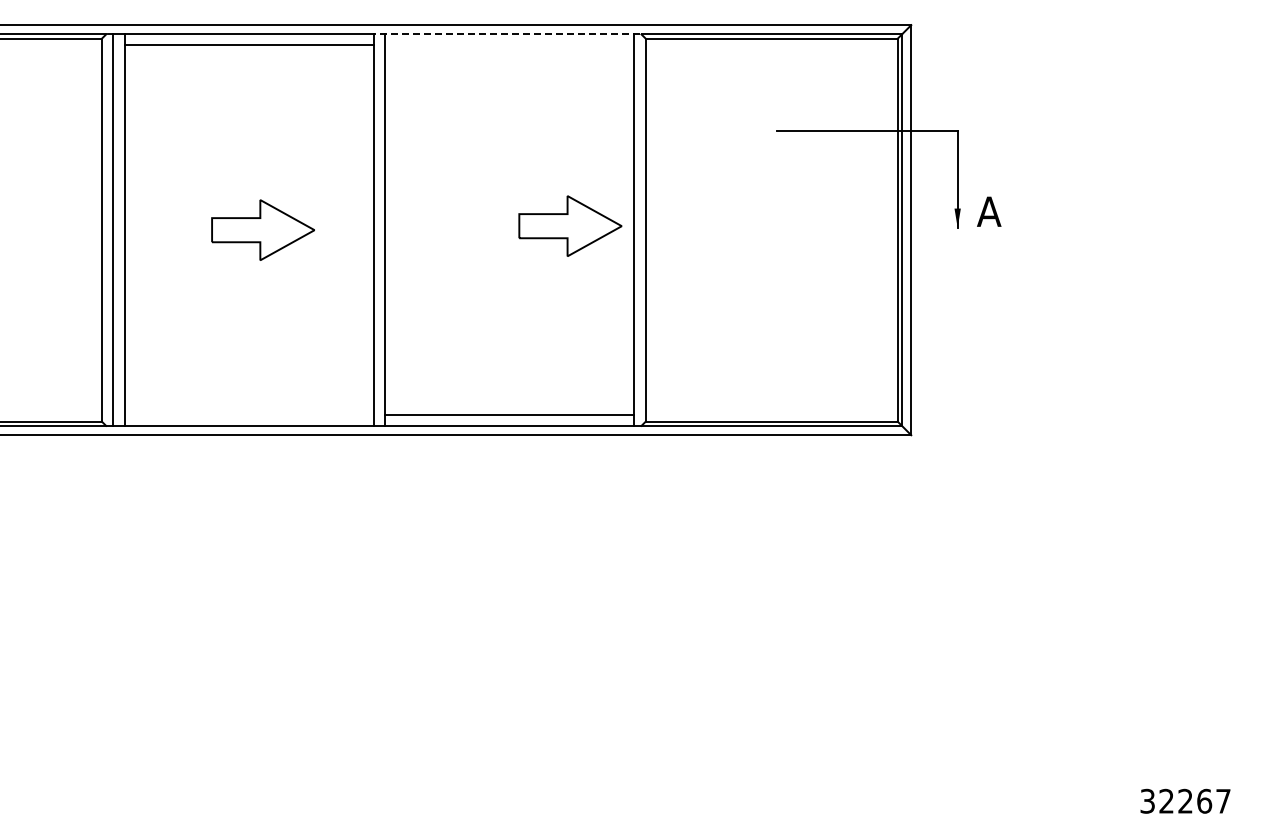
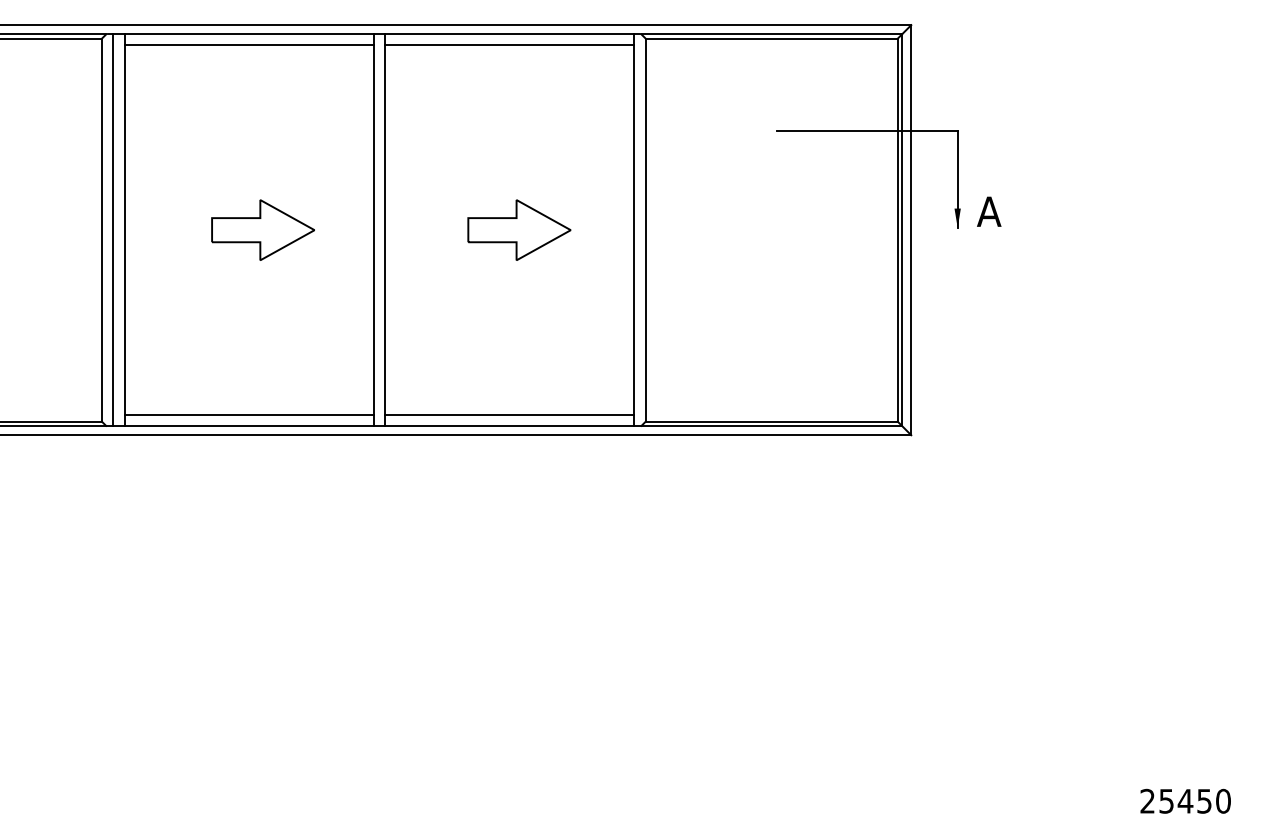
line: dashed -> solid (506, 34)
line: none -> present (509, 45)
part position: (570, 225) -> (519, 229) (519, 229)
line: none -> present (248, 414)
text: 32267 -> 25450 (1185, 800)
